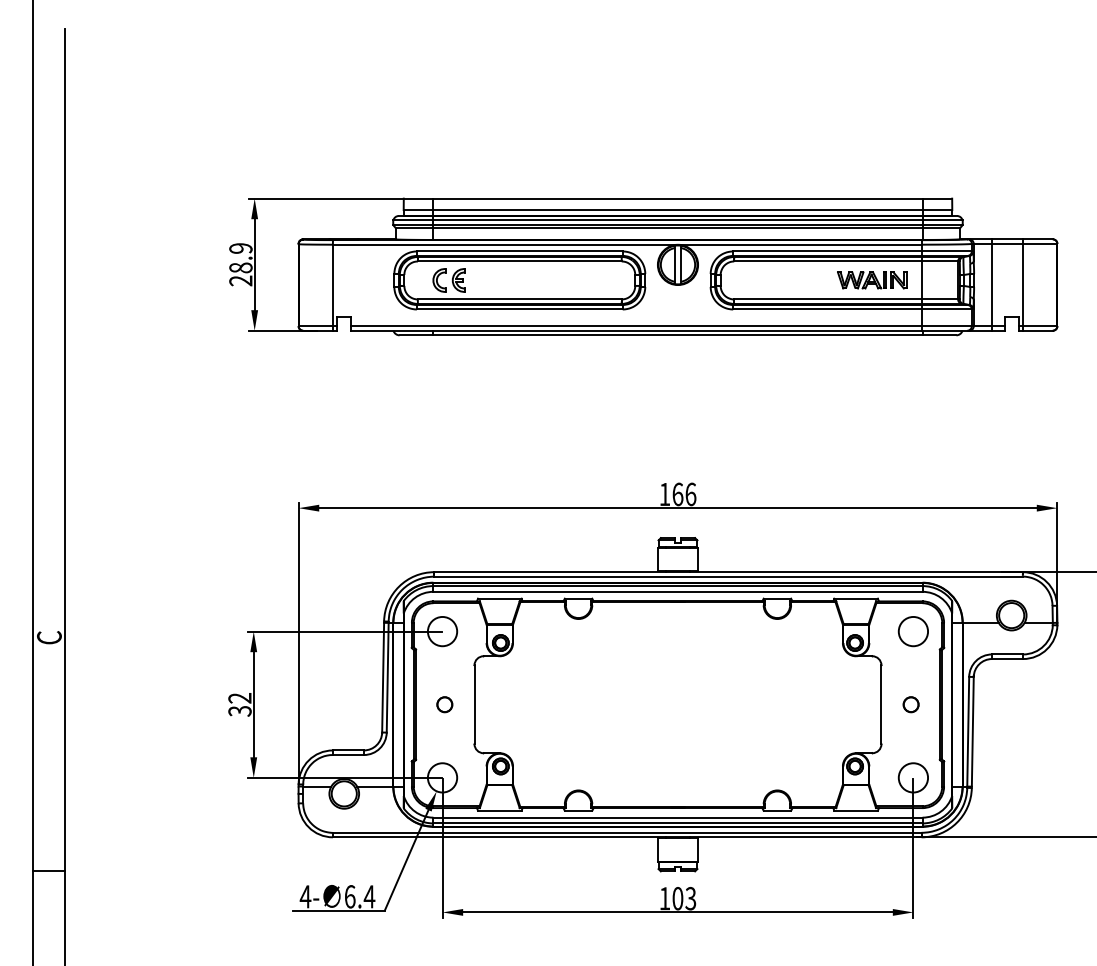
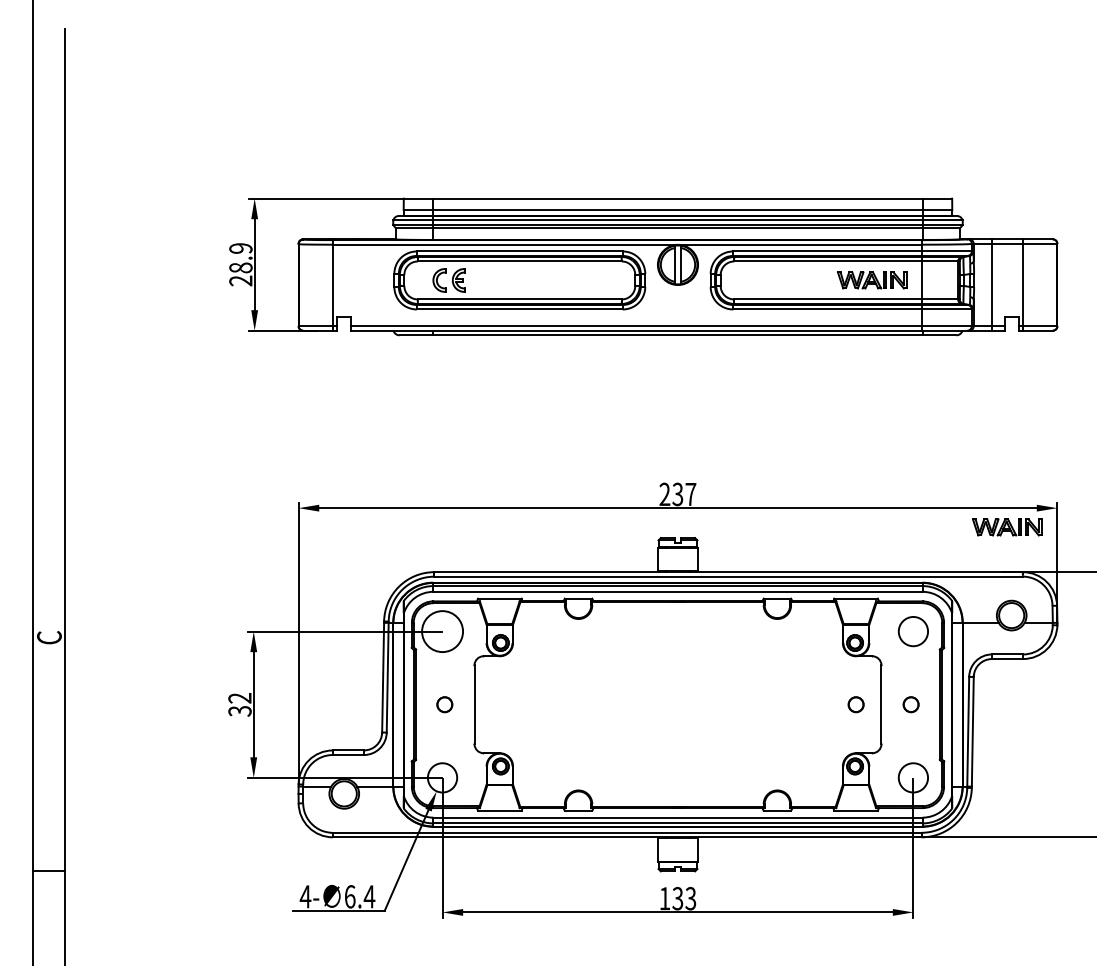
text: 166 -> 237 (677, 494)
part: none -> present (1007, 527)
circle diameter: 29 px -> 41 px (442, 631)
circle: none -> present (855, 704)
text: 103 -> 133 (677, 898)
